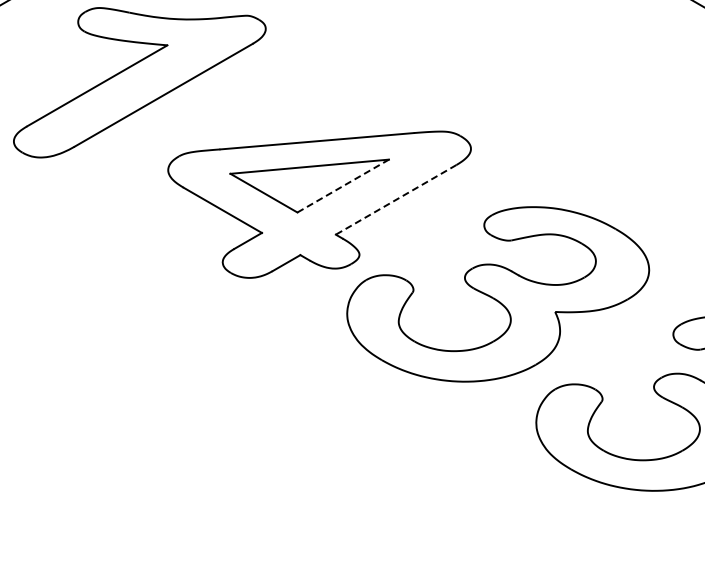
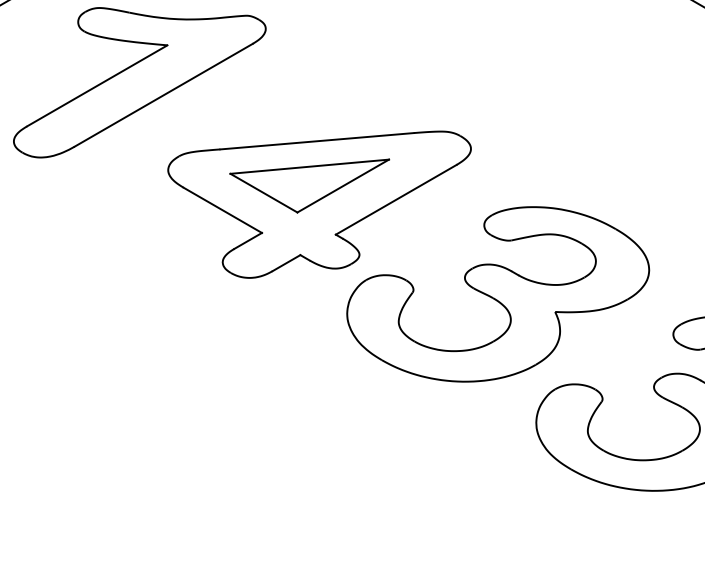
line: dashed -> solid (343, 186)
line: dashed -> solid (396, 199)
